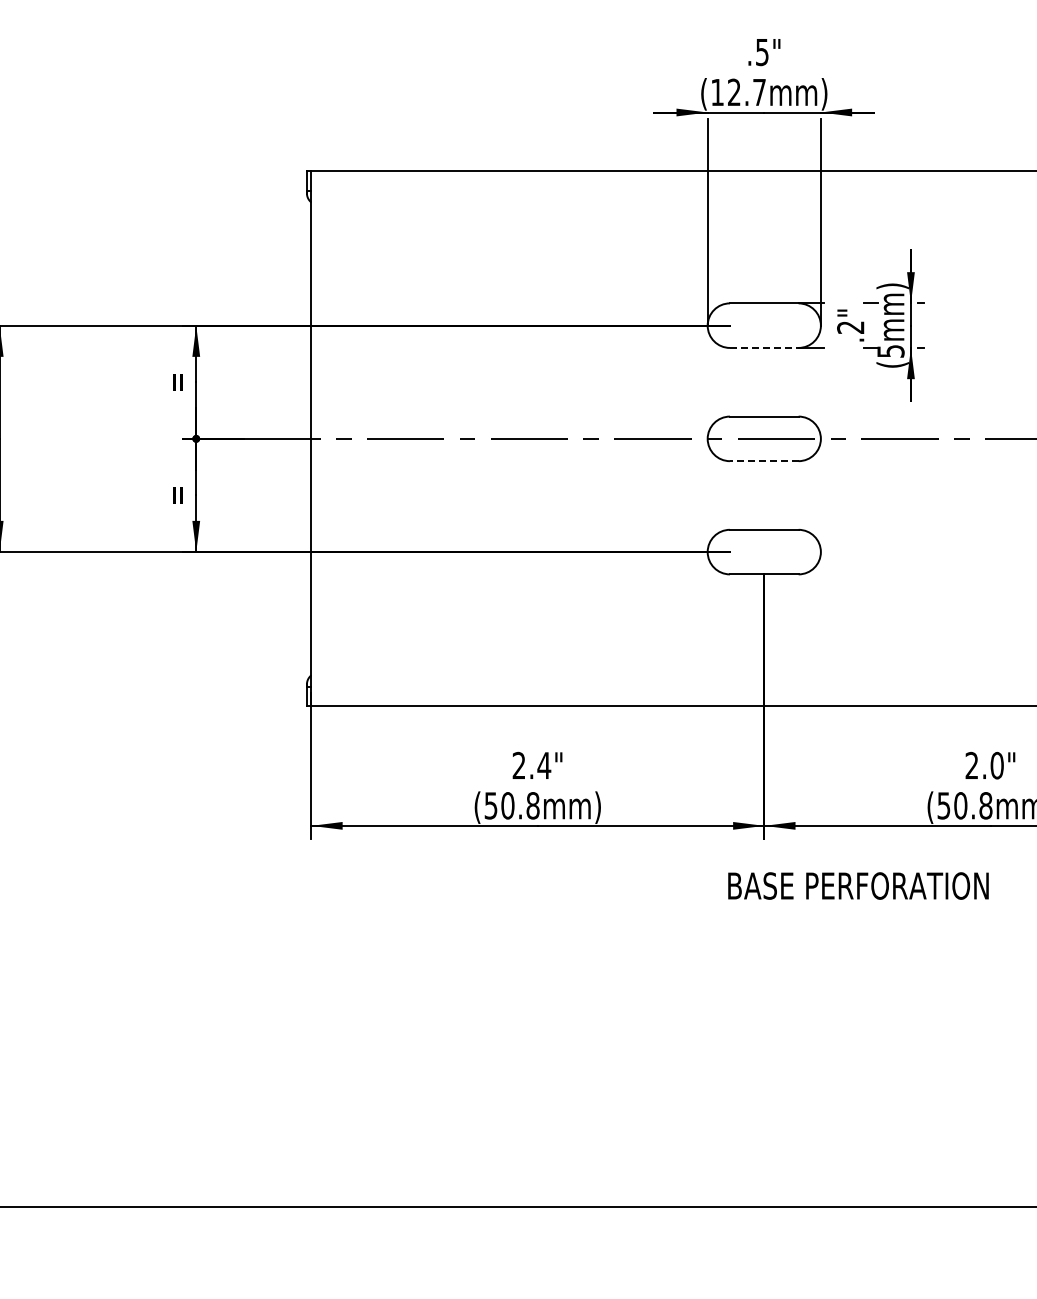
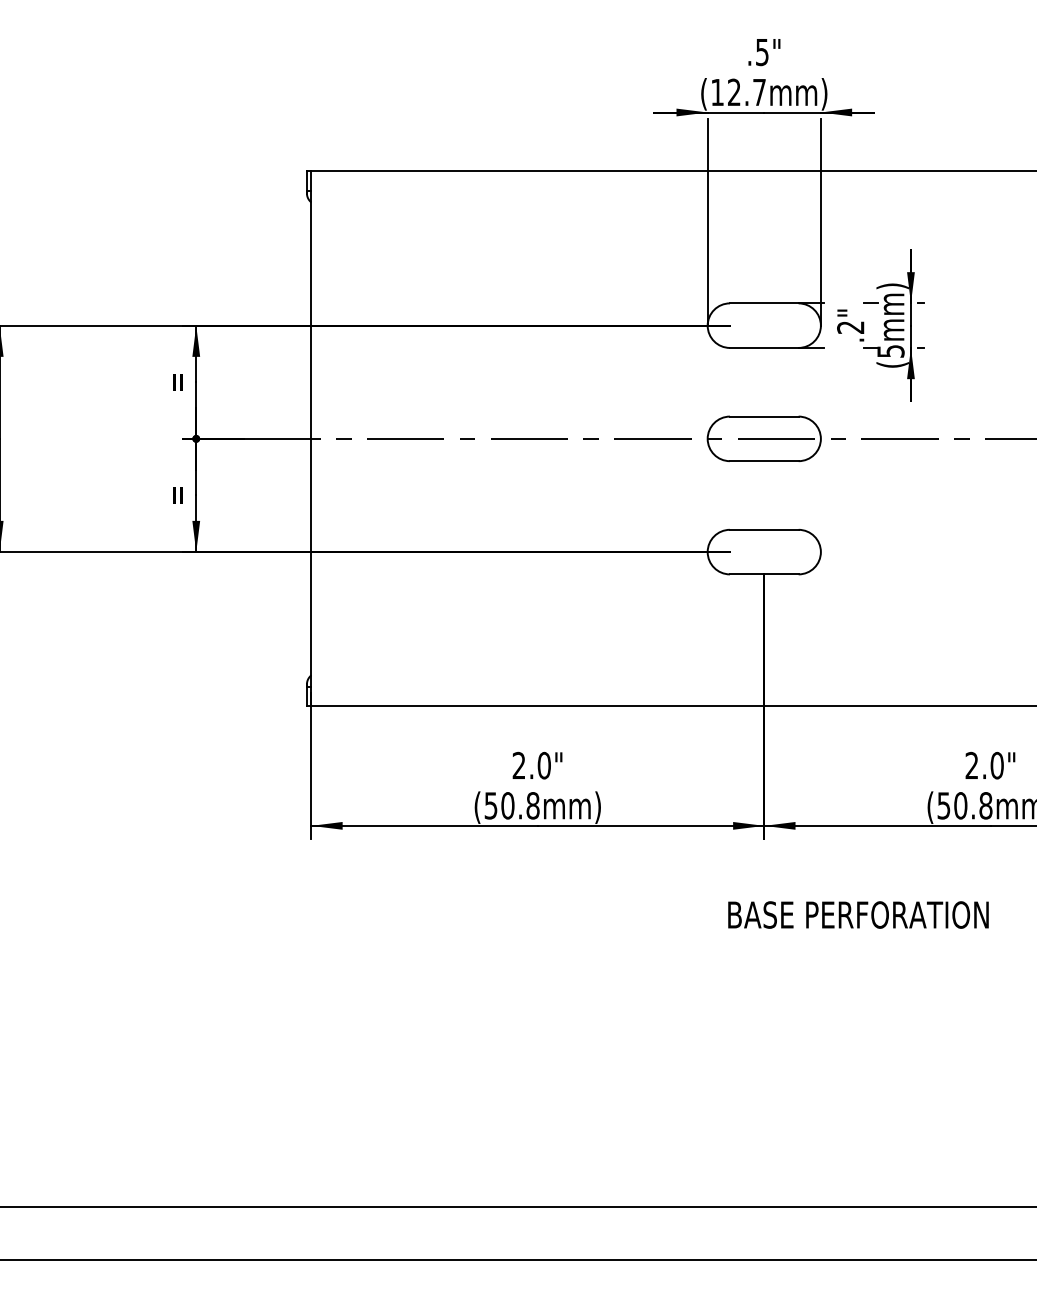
line: dashed -> solid (764, 347)
line: dashed -> solid (763, 461)
text: 2.4" -> 2.0" (544, 765)
text position: (858, 885) -> (858, 914) (858, 914)
line: none -> present (517, 1260)
